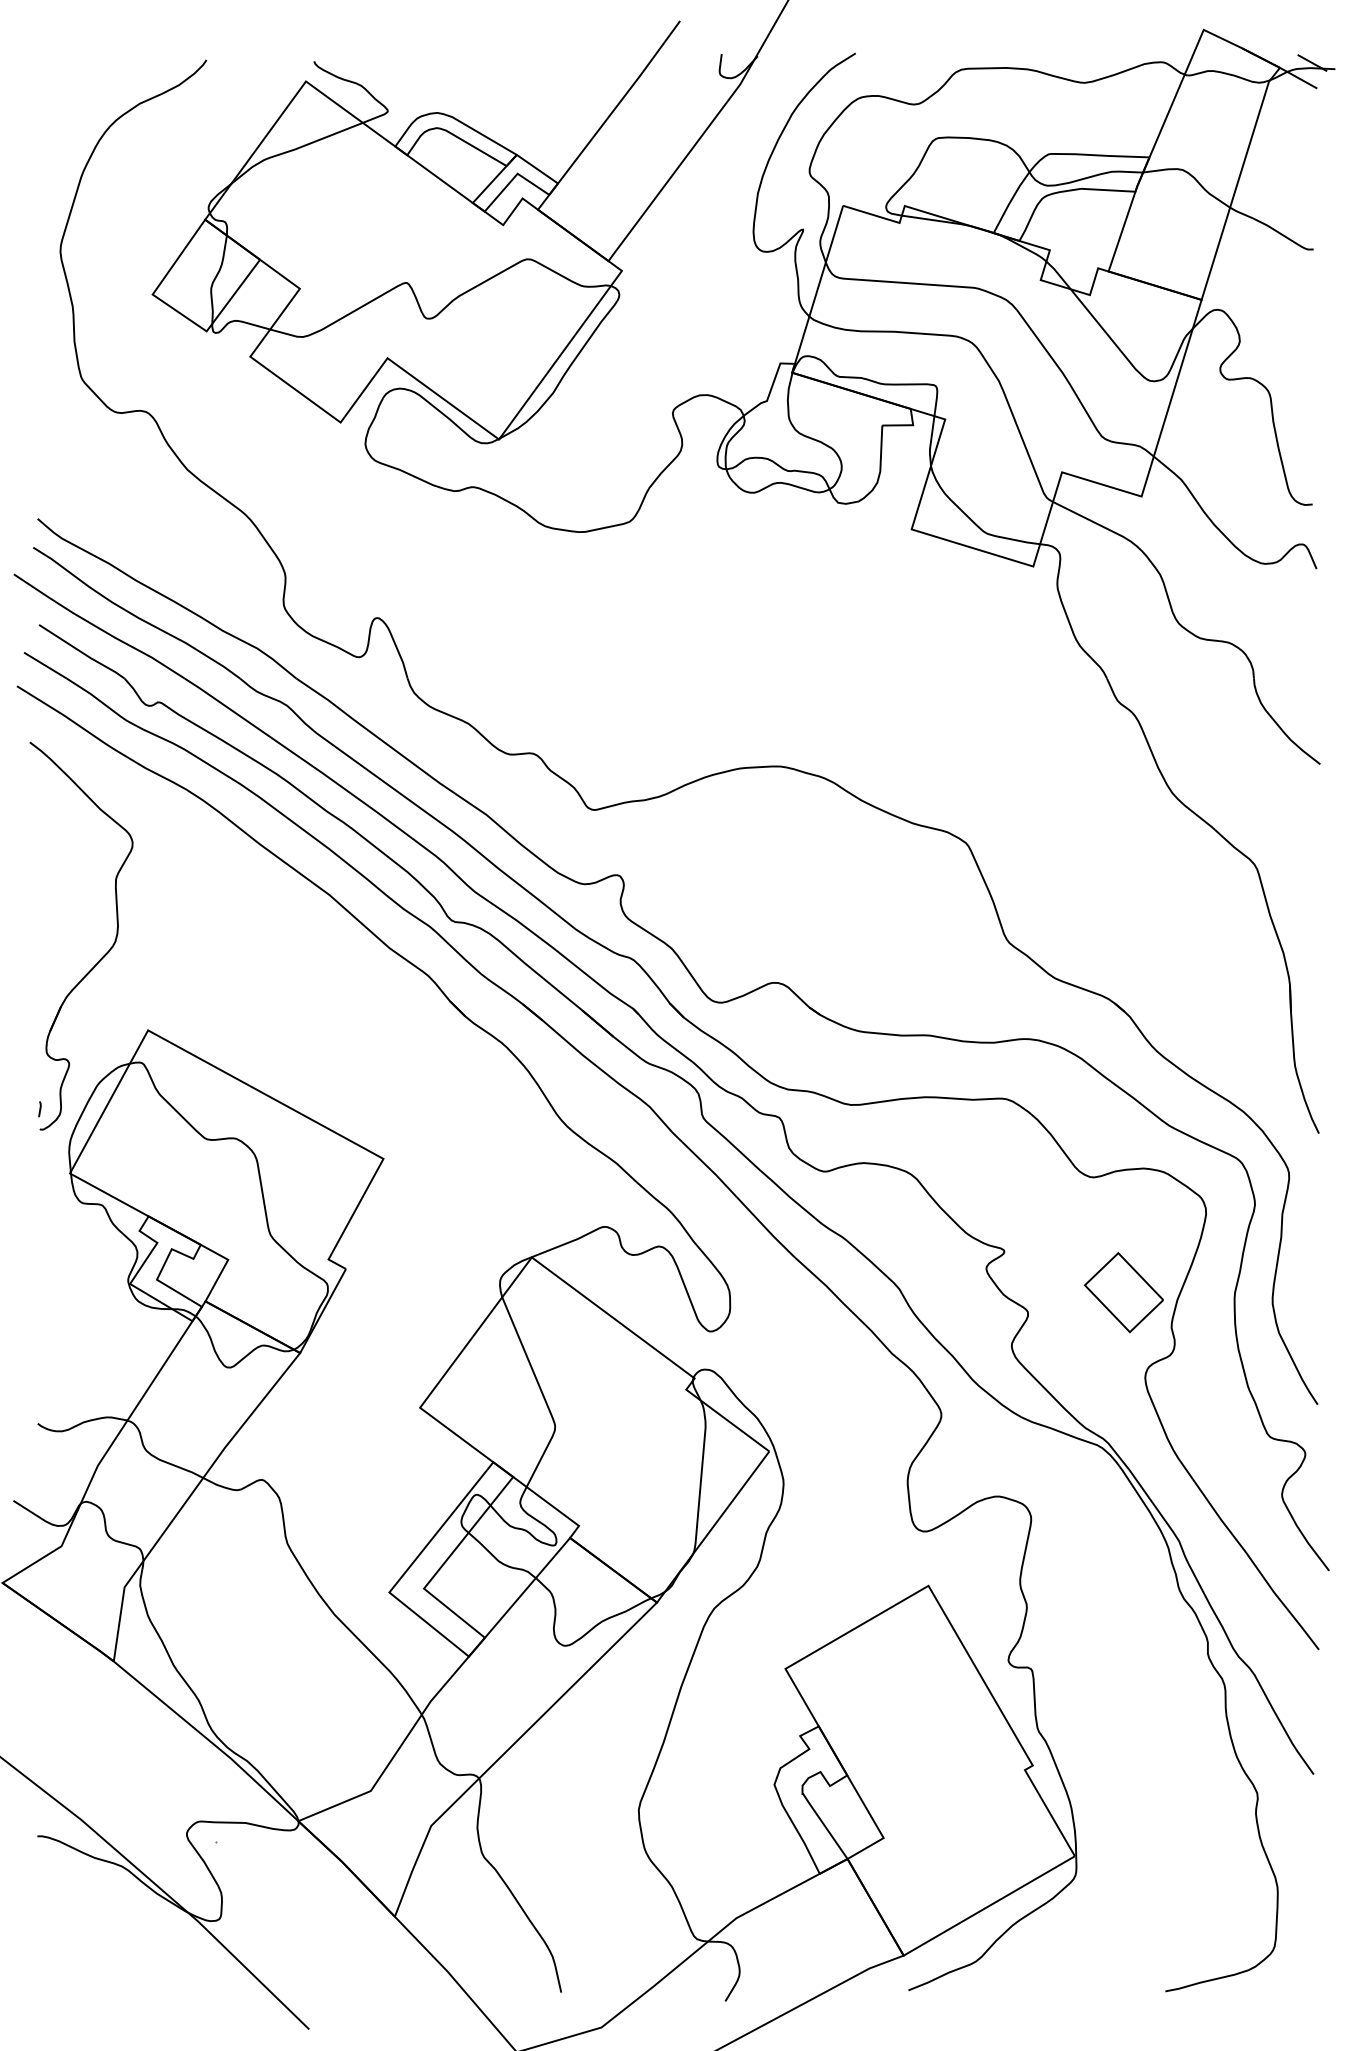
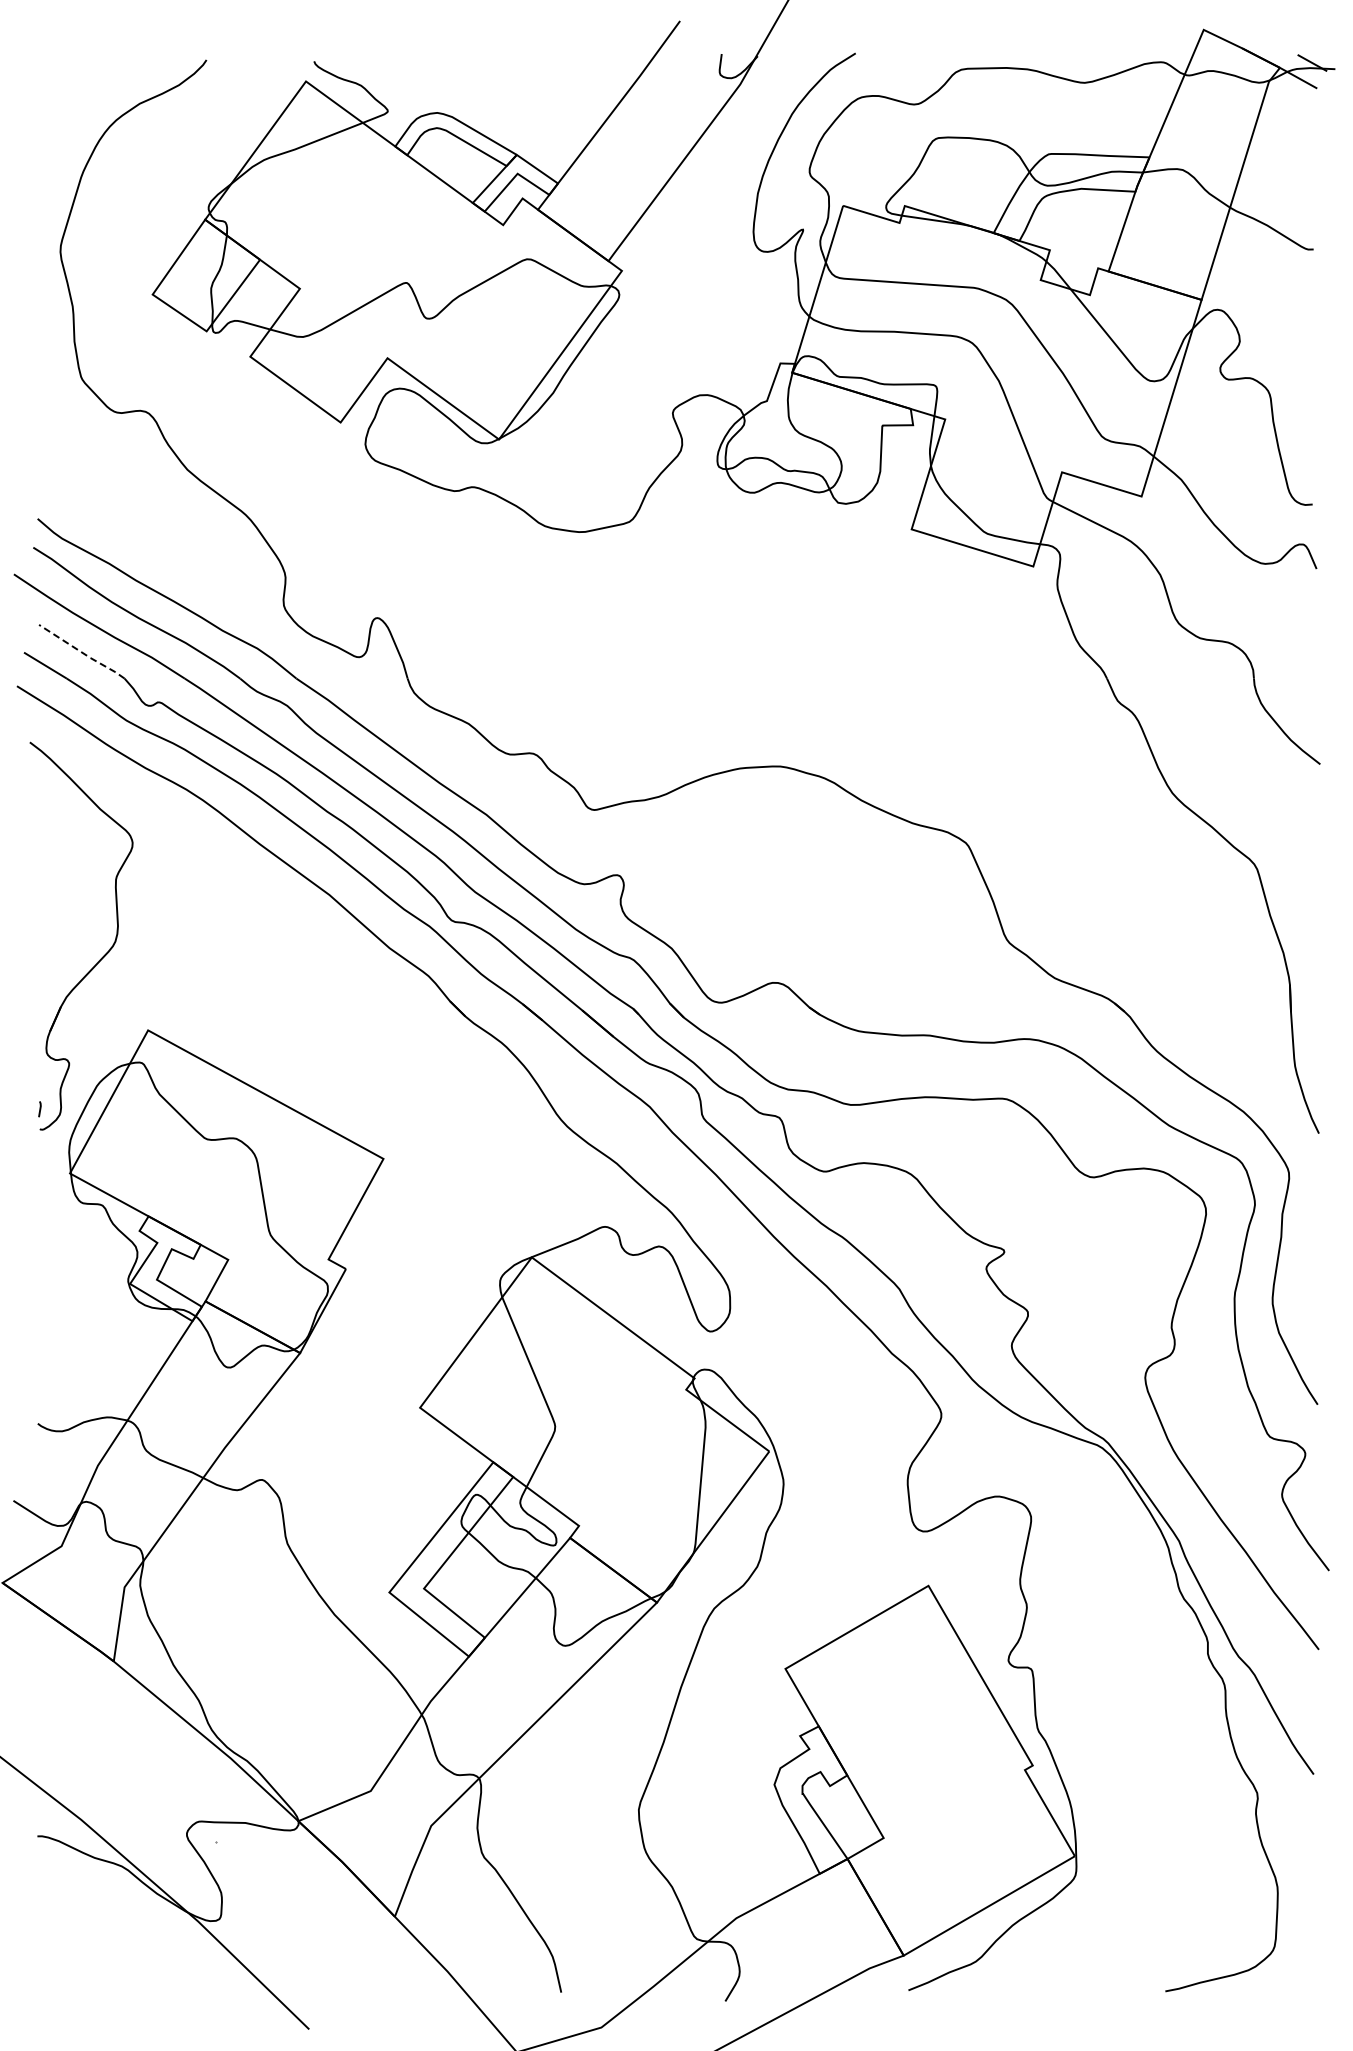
line: solid -> dashed (82, 652)
part: present -> none (1123, 1292)
